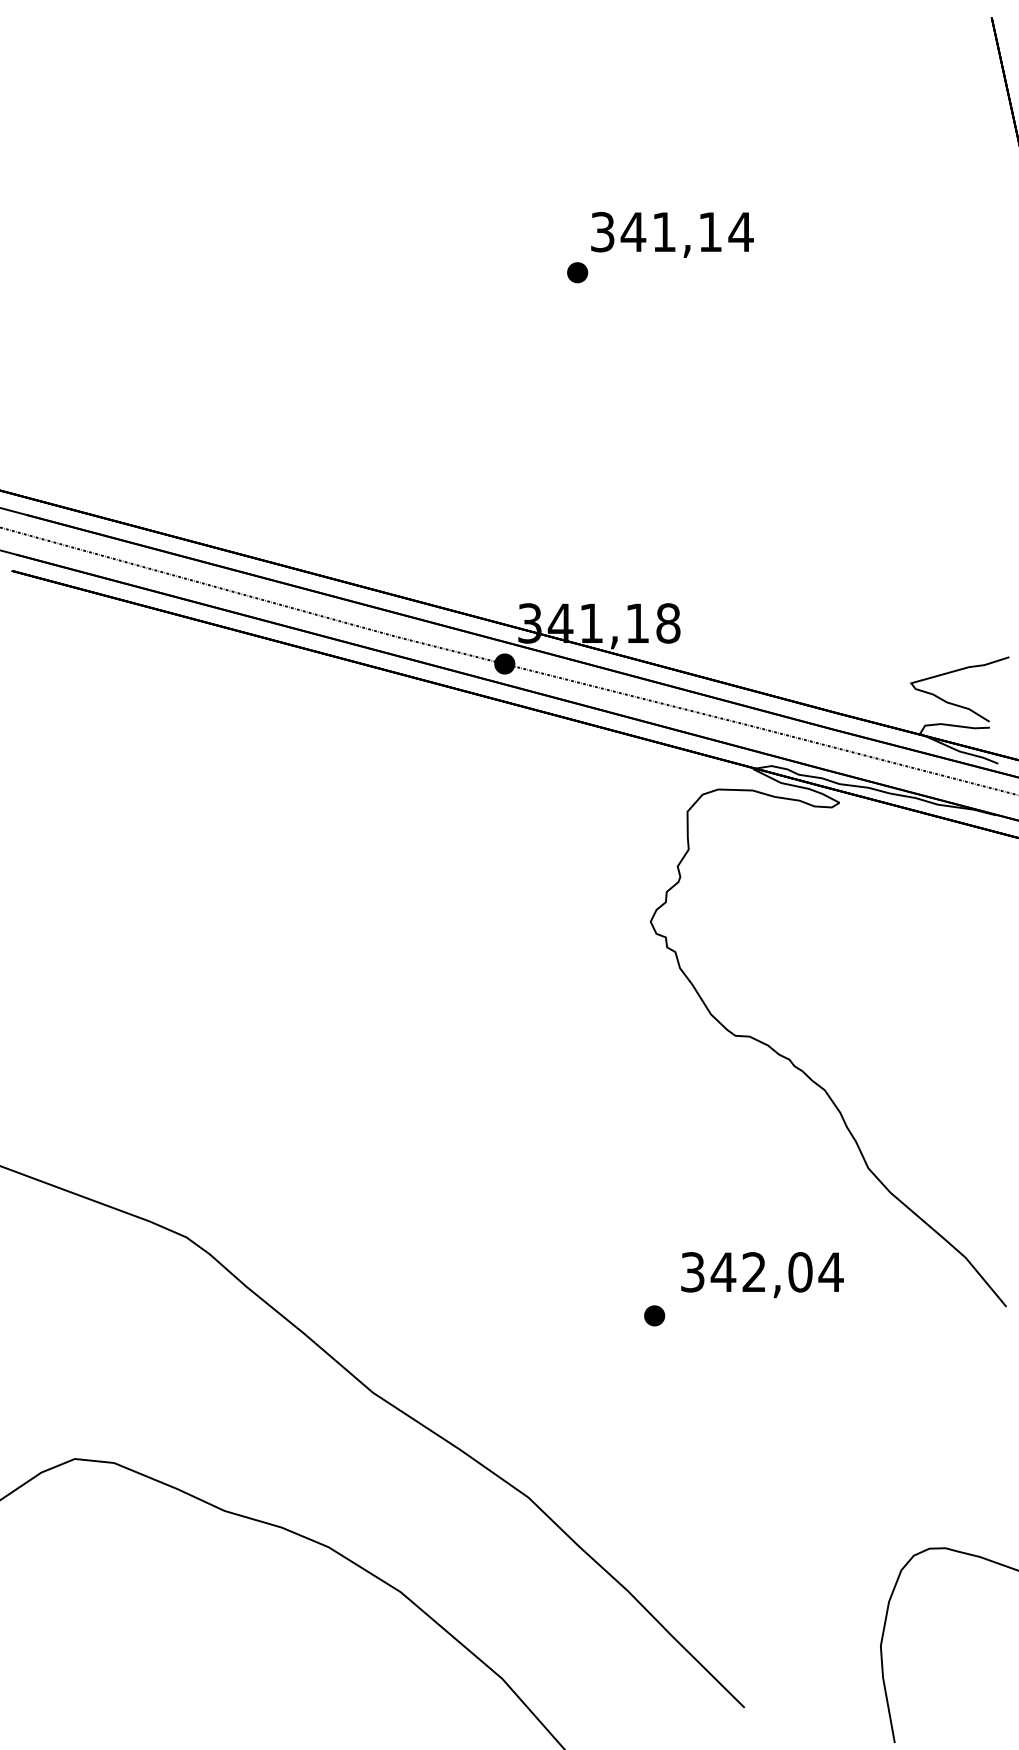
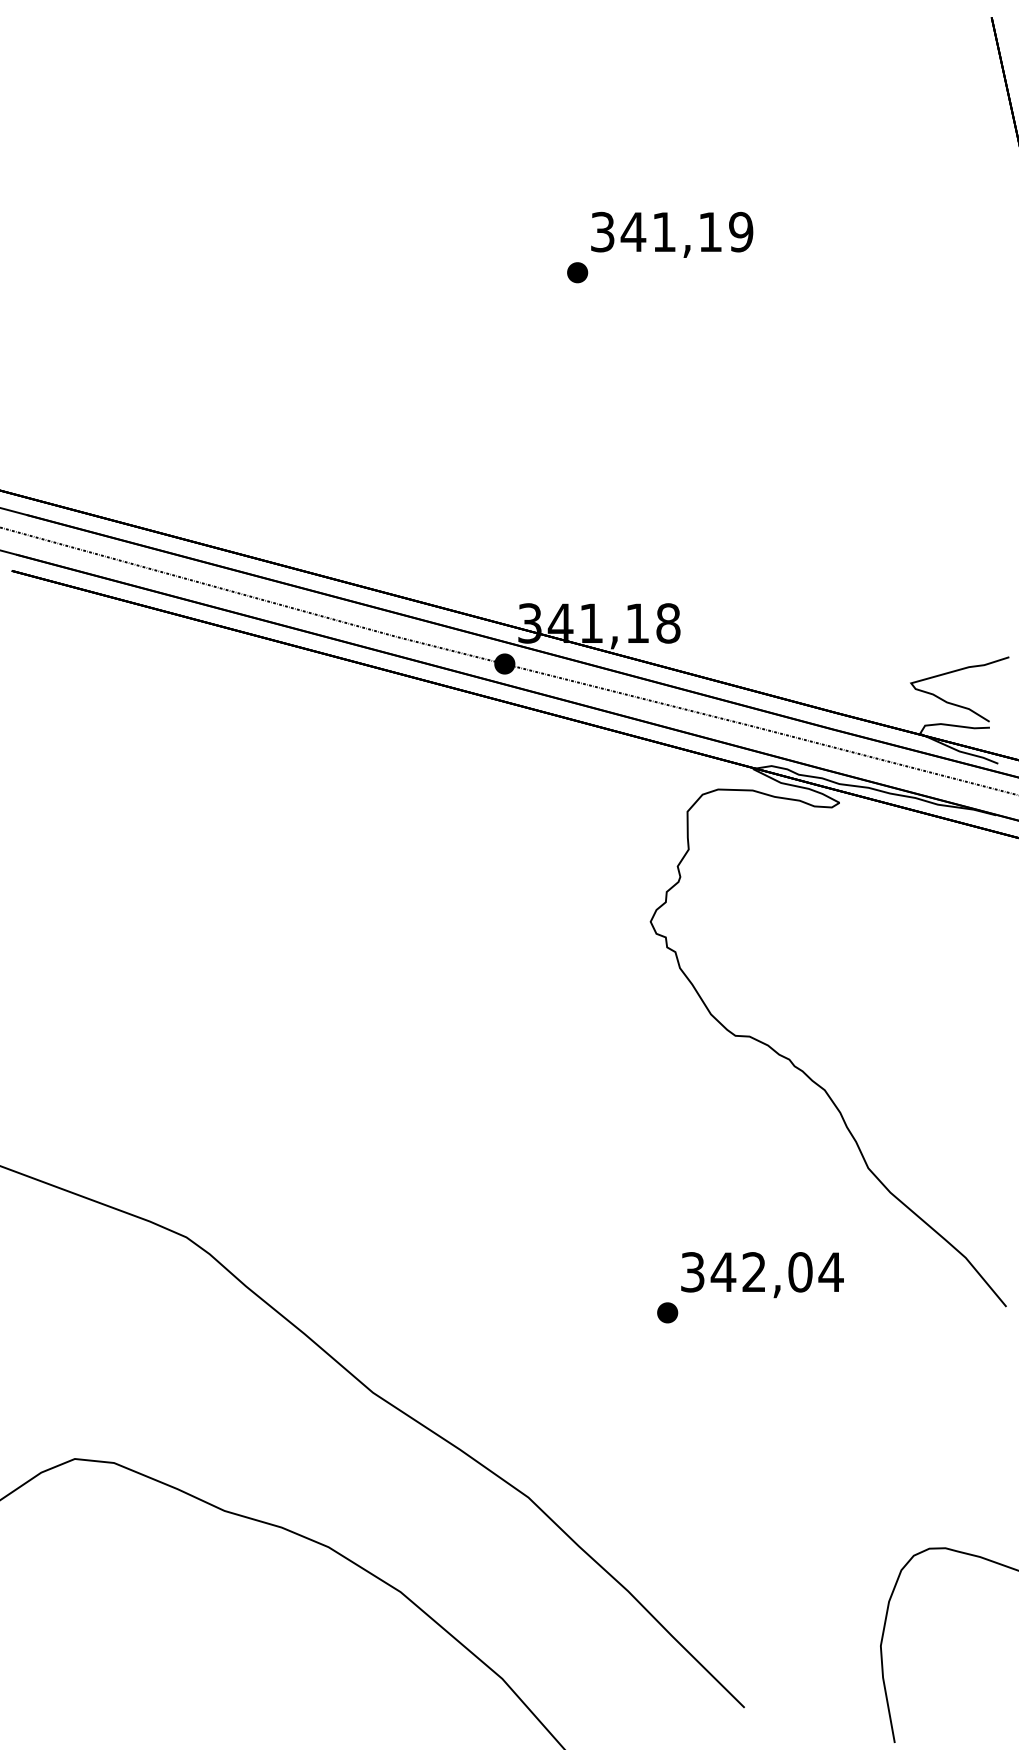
text: 341,14 -> 341,19 (740, 231)
part position: (654, 1315) -> (667, 1312) (667, 1312)
